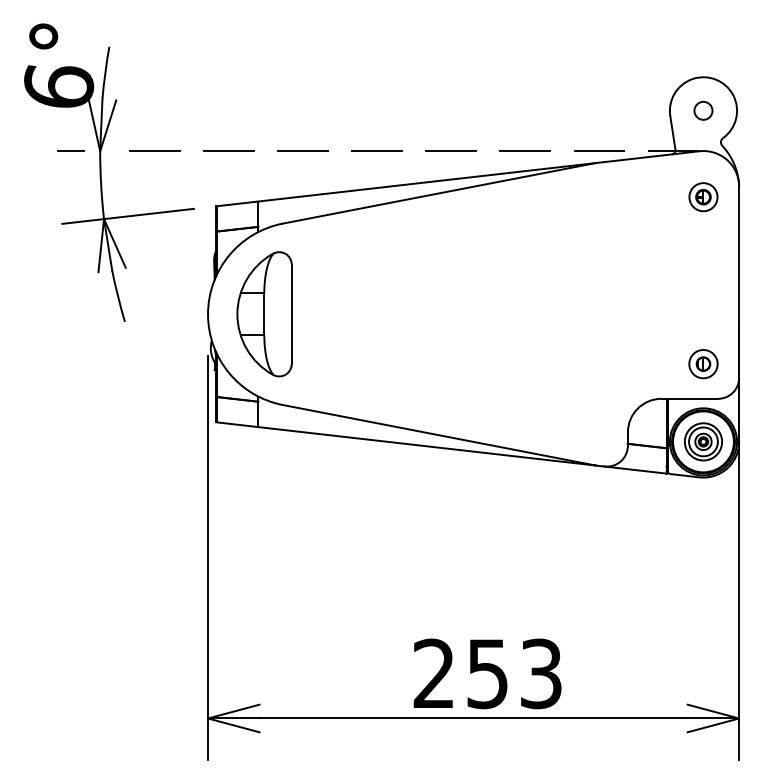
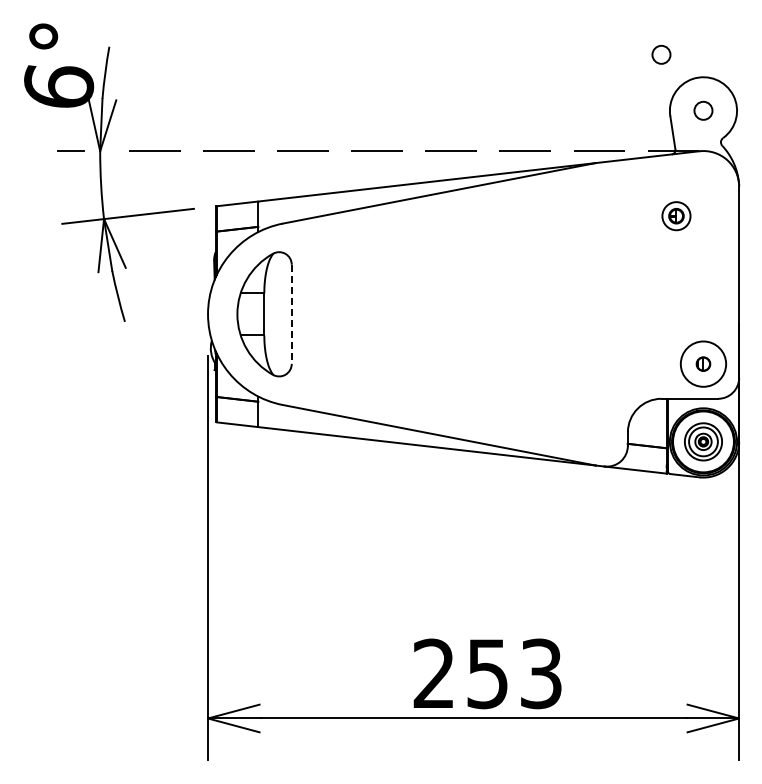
circle: none -> present (661, 54)
part position: (703, 197) -> (676, 216) (676, 216)
line: solid -> dashed (291, 314)
circle diameter: 28 px -> 45 px (703, 363)
